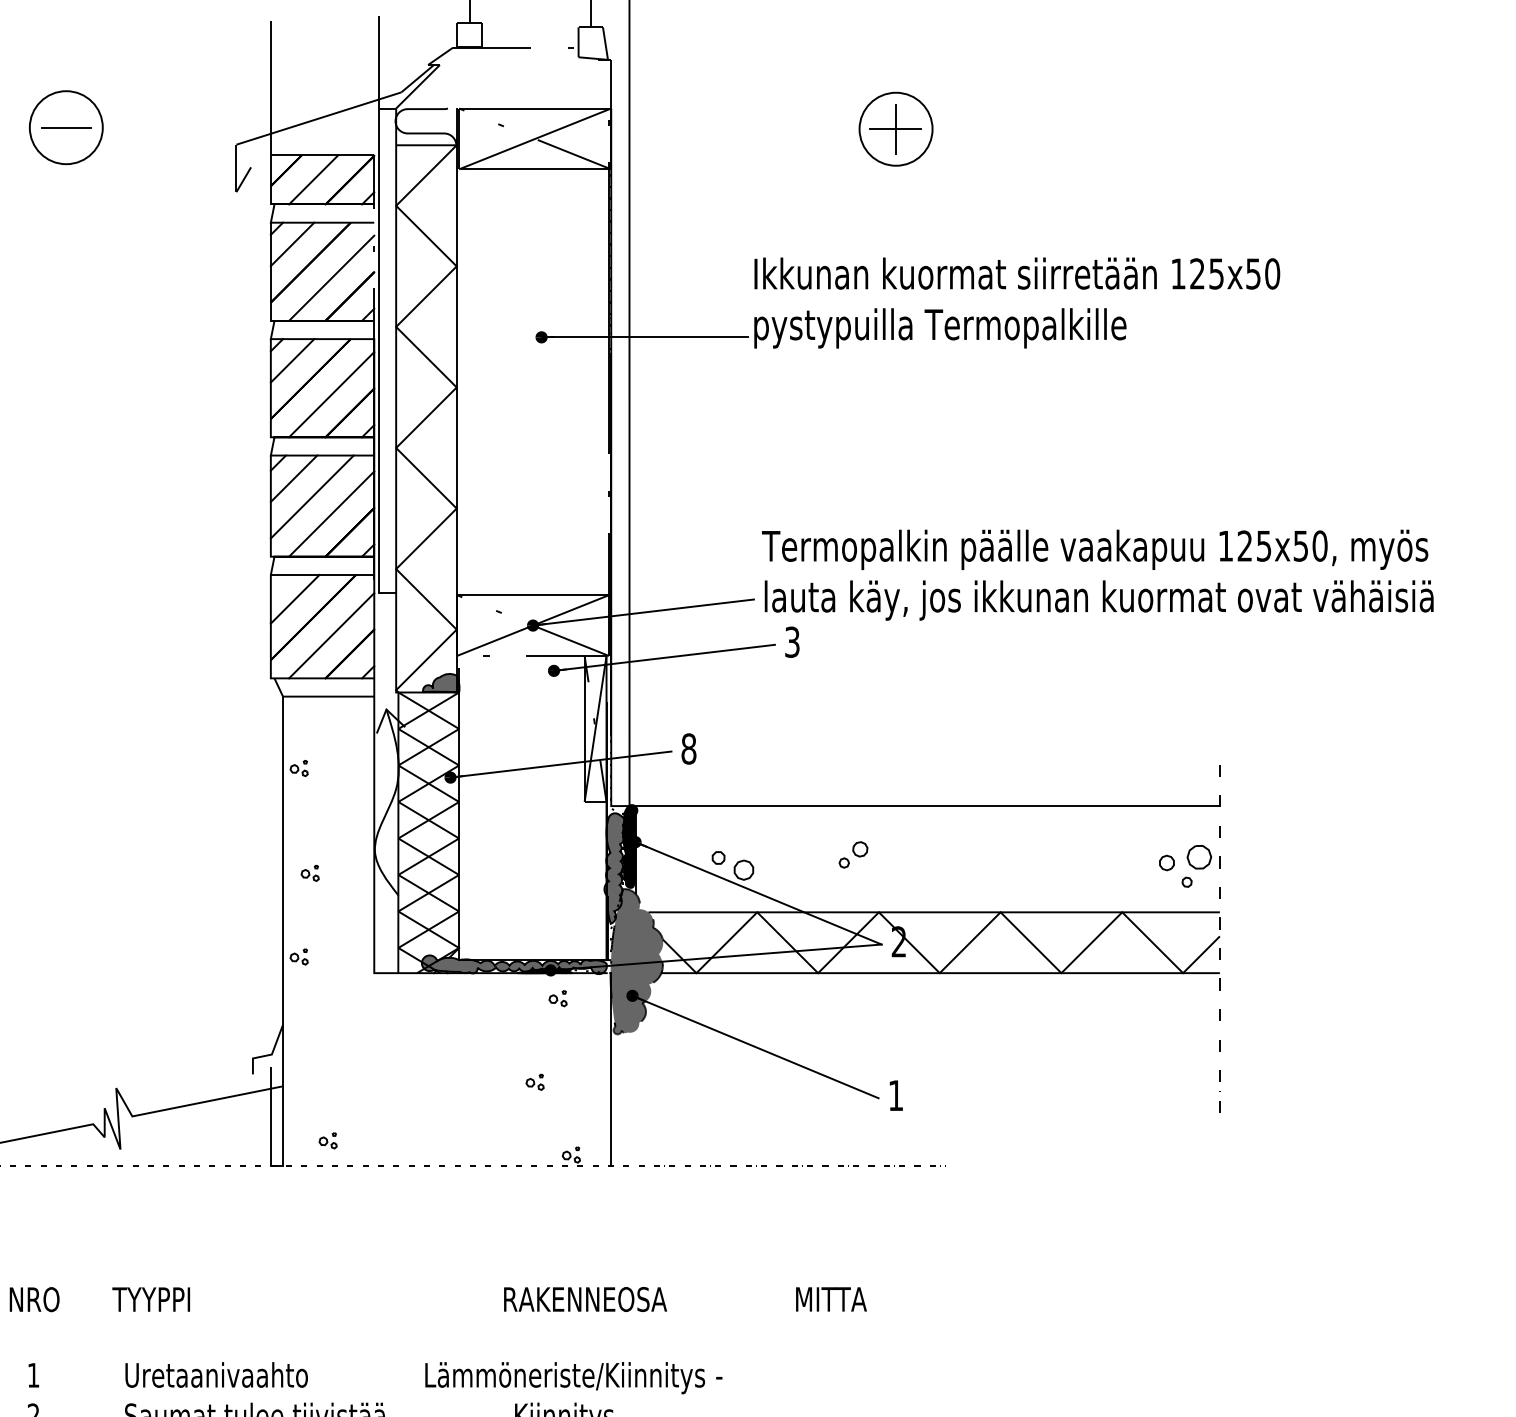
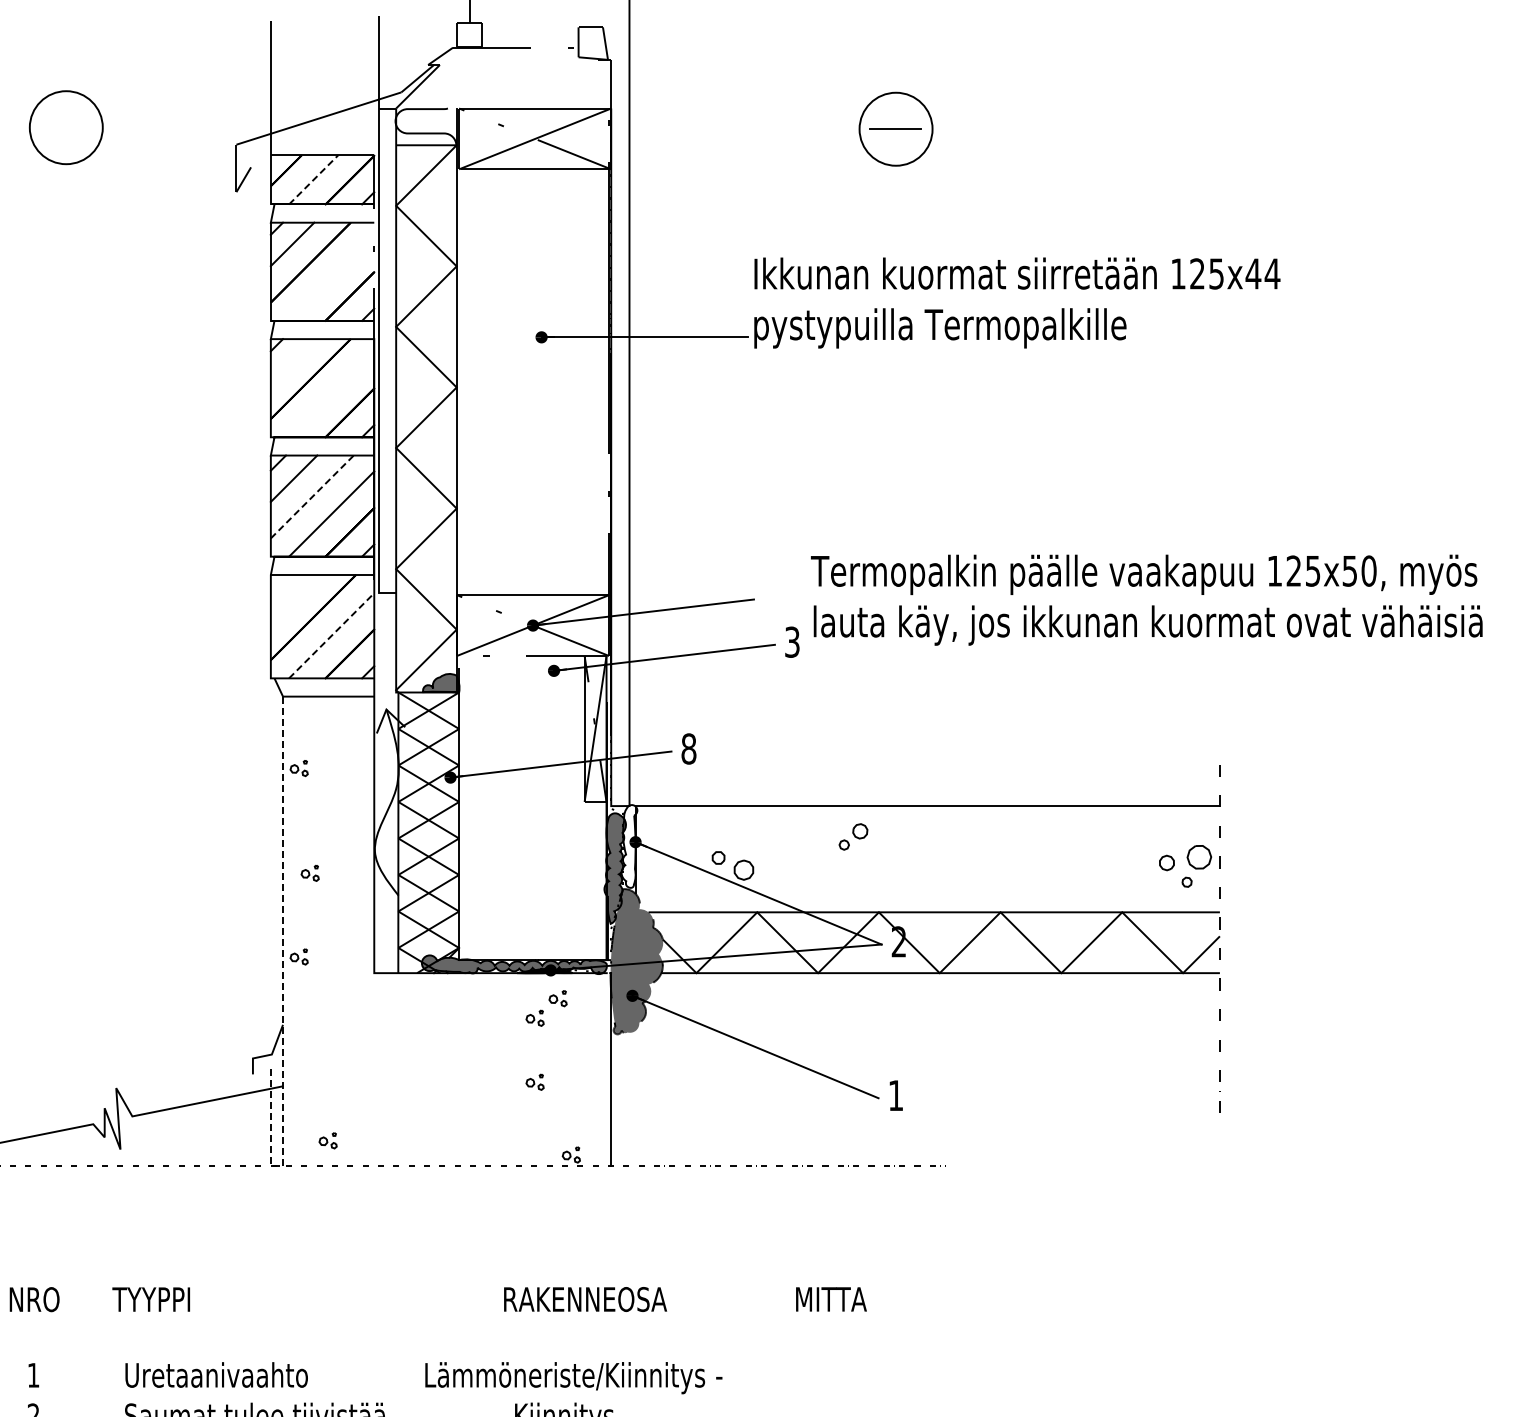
line: present -> none (590, 14)
line: present -> none (65, 127)
line: present -> none (896, 128)
line: solid -> dashed (313, 179)
text: 125x50 -> 125x44 (1262, 273)
line: present -> none (331, 277)
line: present -> none (292, 360)
line: present -> none (331, 394)
line: solid -> dashed (312, 497)
text position: (1097, 574) -> (1146, 599) (1146, 599)
line: present -> none (294, 598)
line: solid -> dashed (332, 635)
fill: present -> none (629, 846)
part position: (853, 854) -> (853, 836) (853, 836)
line: solid -> dashed (283, 989)
part: none -> present (534, 1017)
